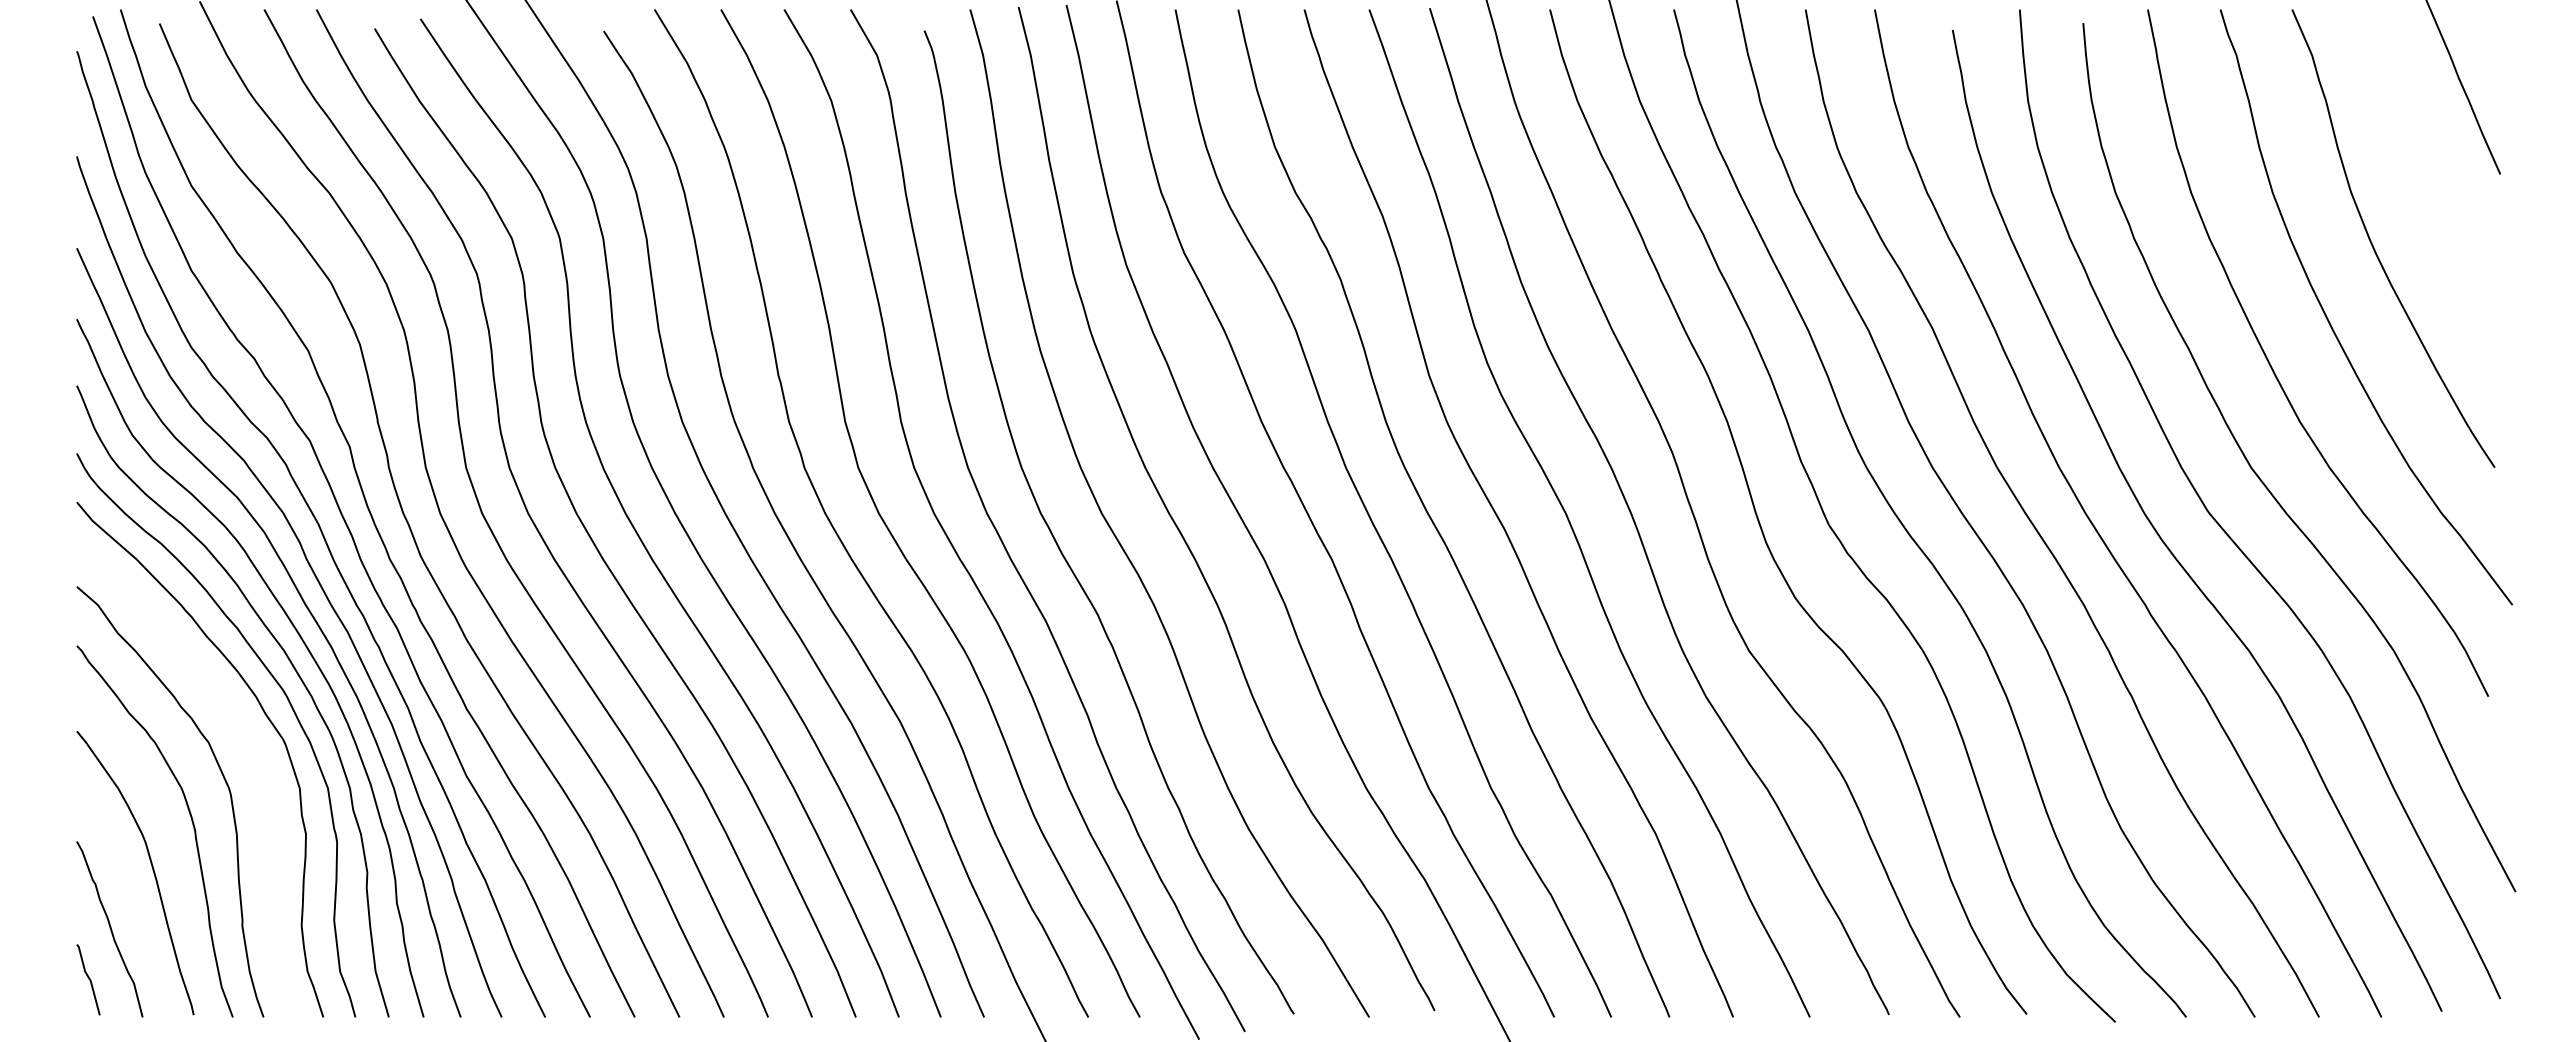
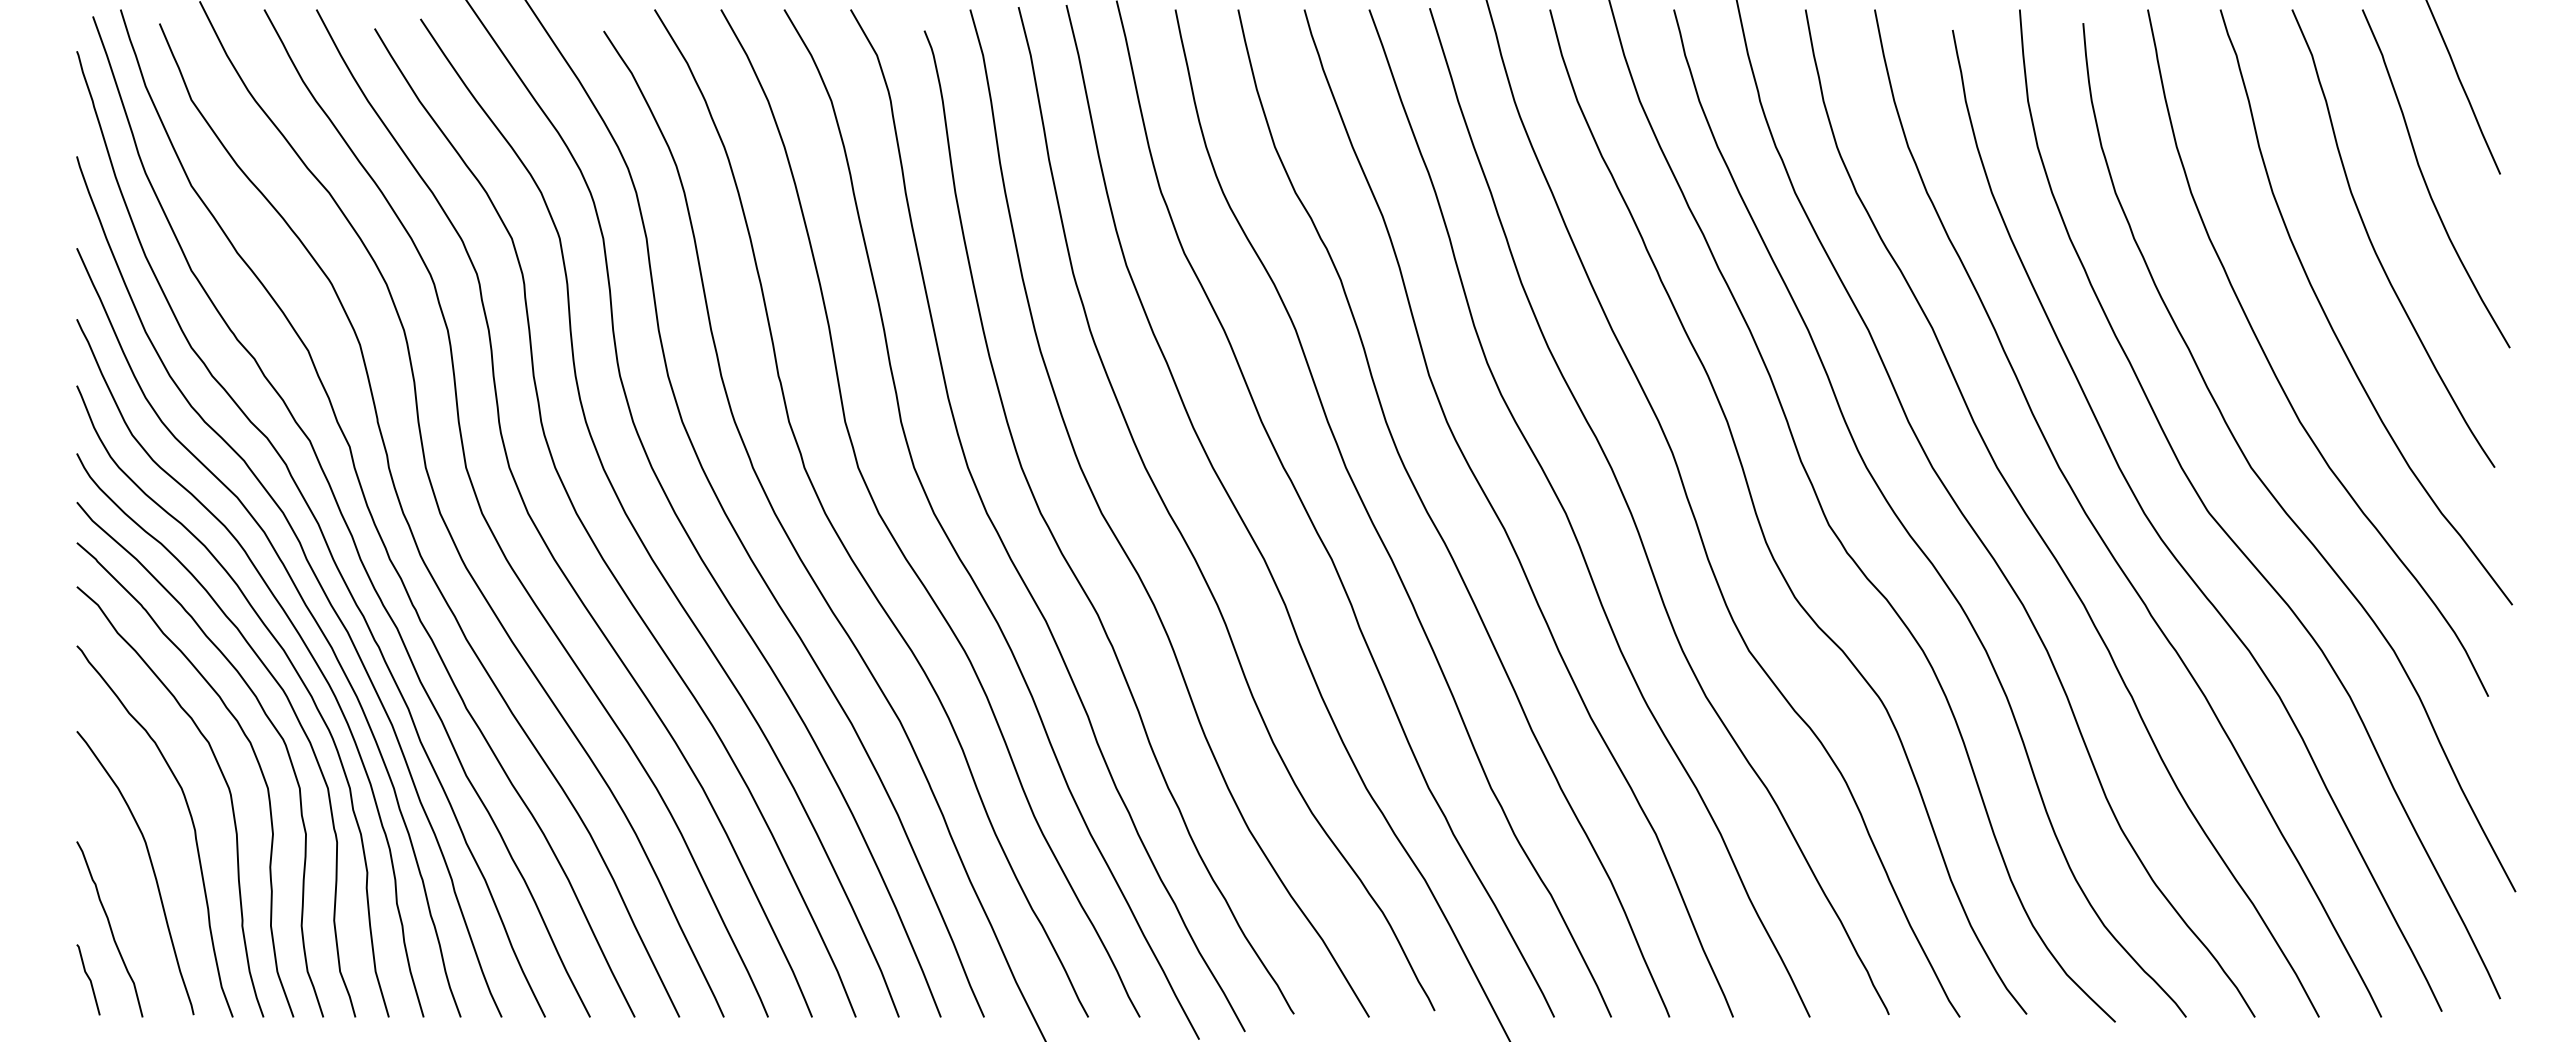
curve: none -> present (2426, 182)
curve: none -> present (253, 753)
